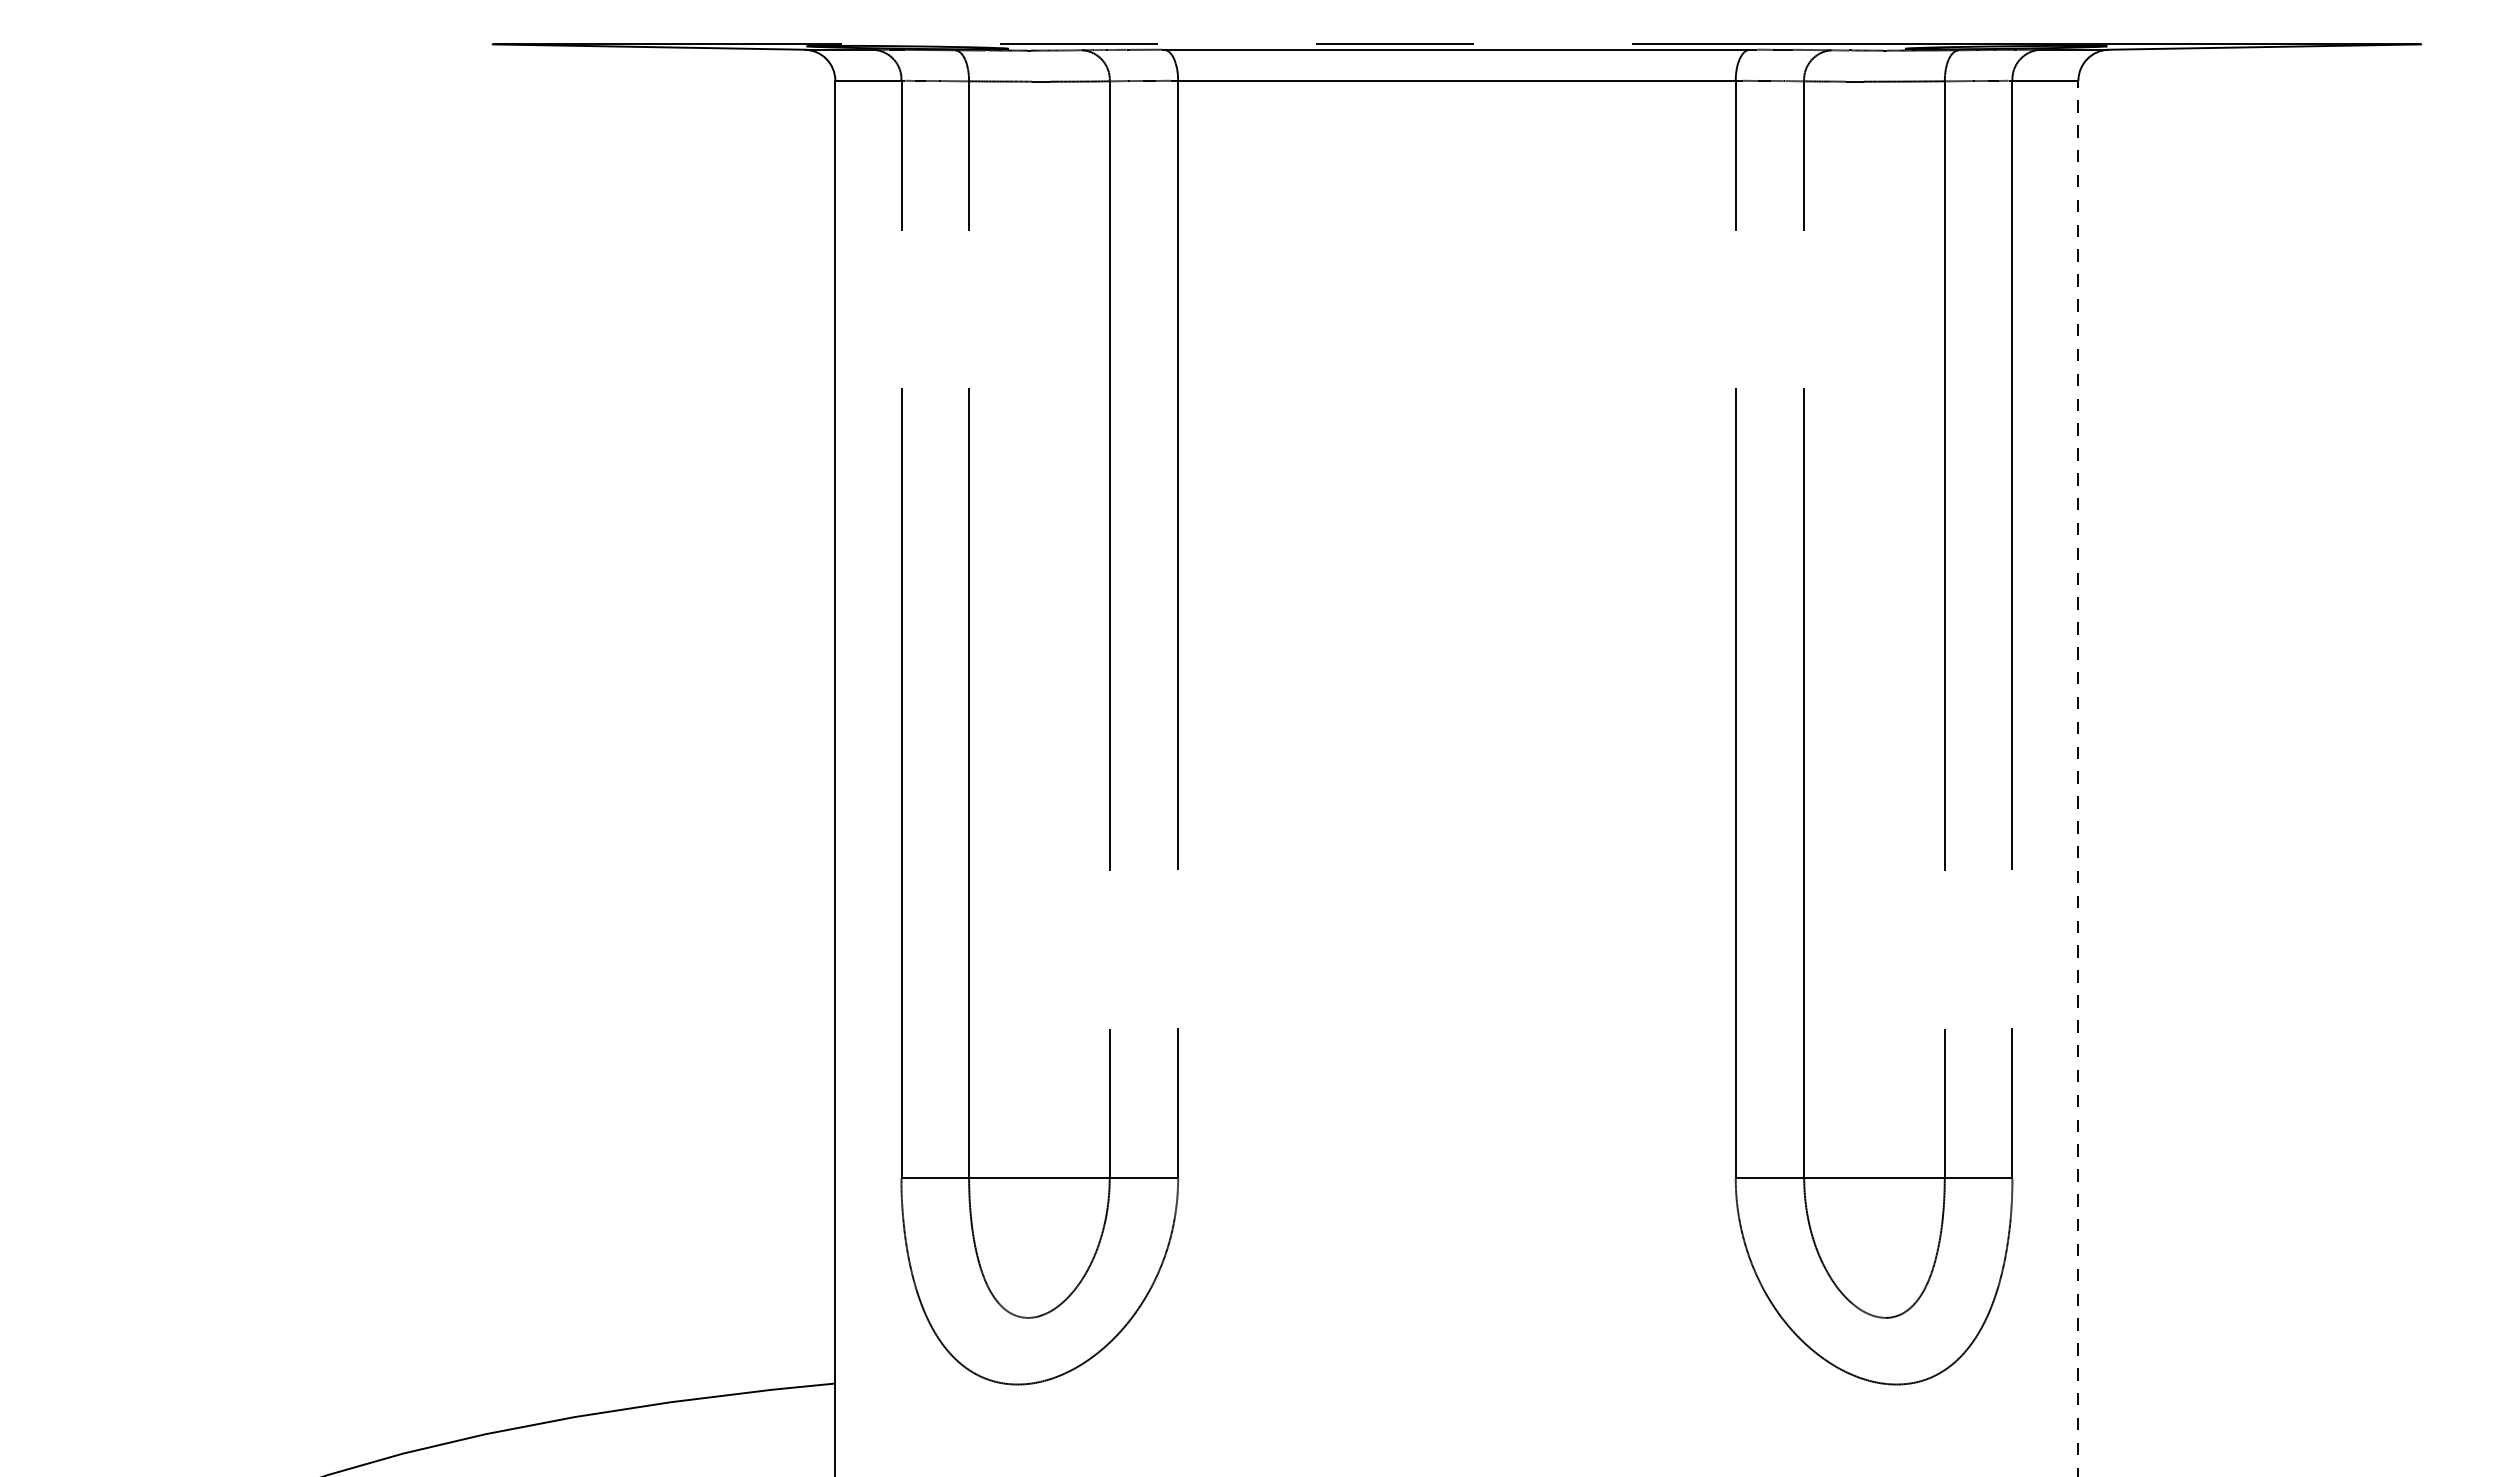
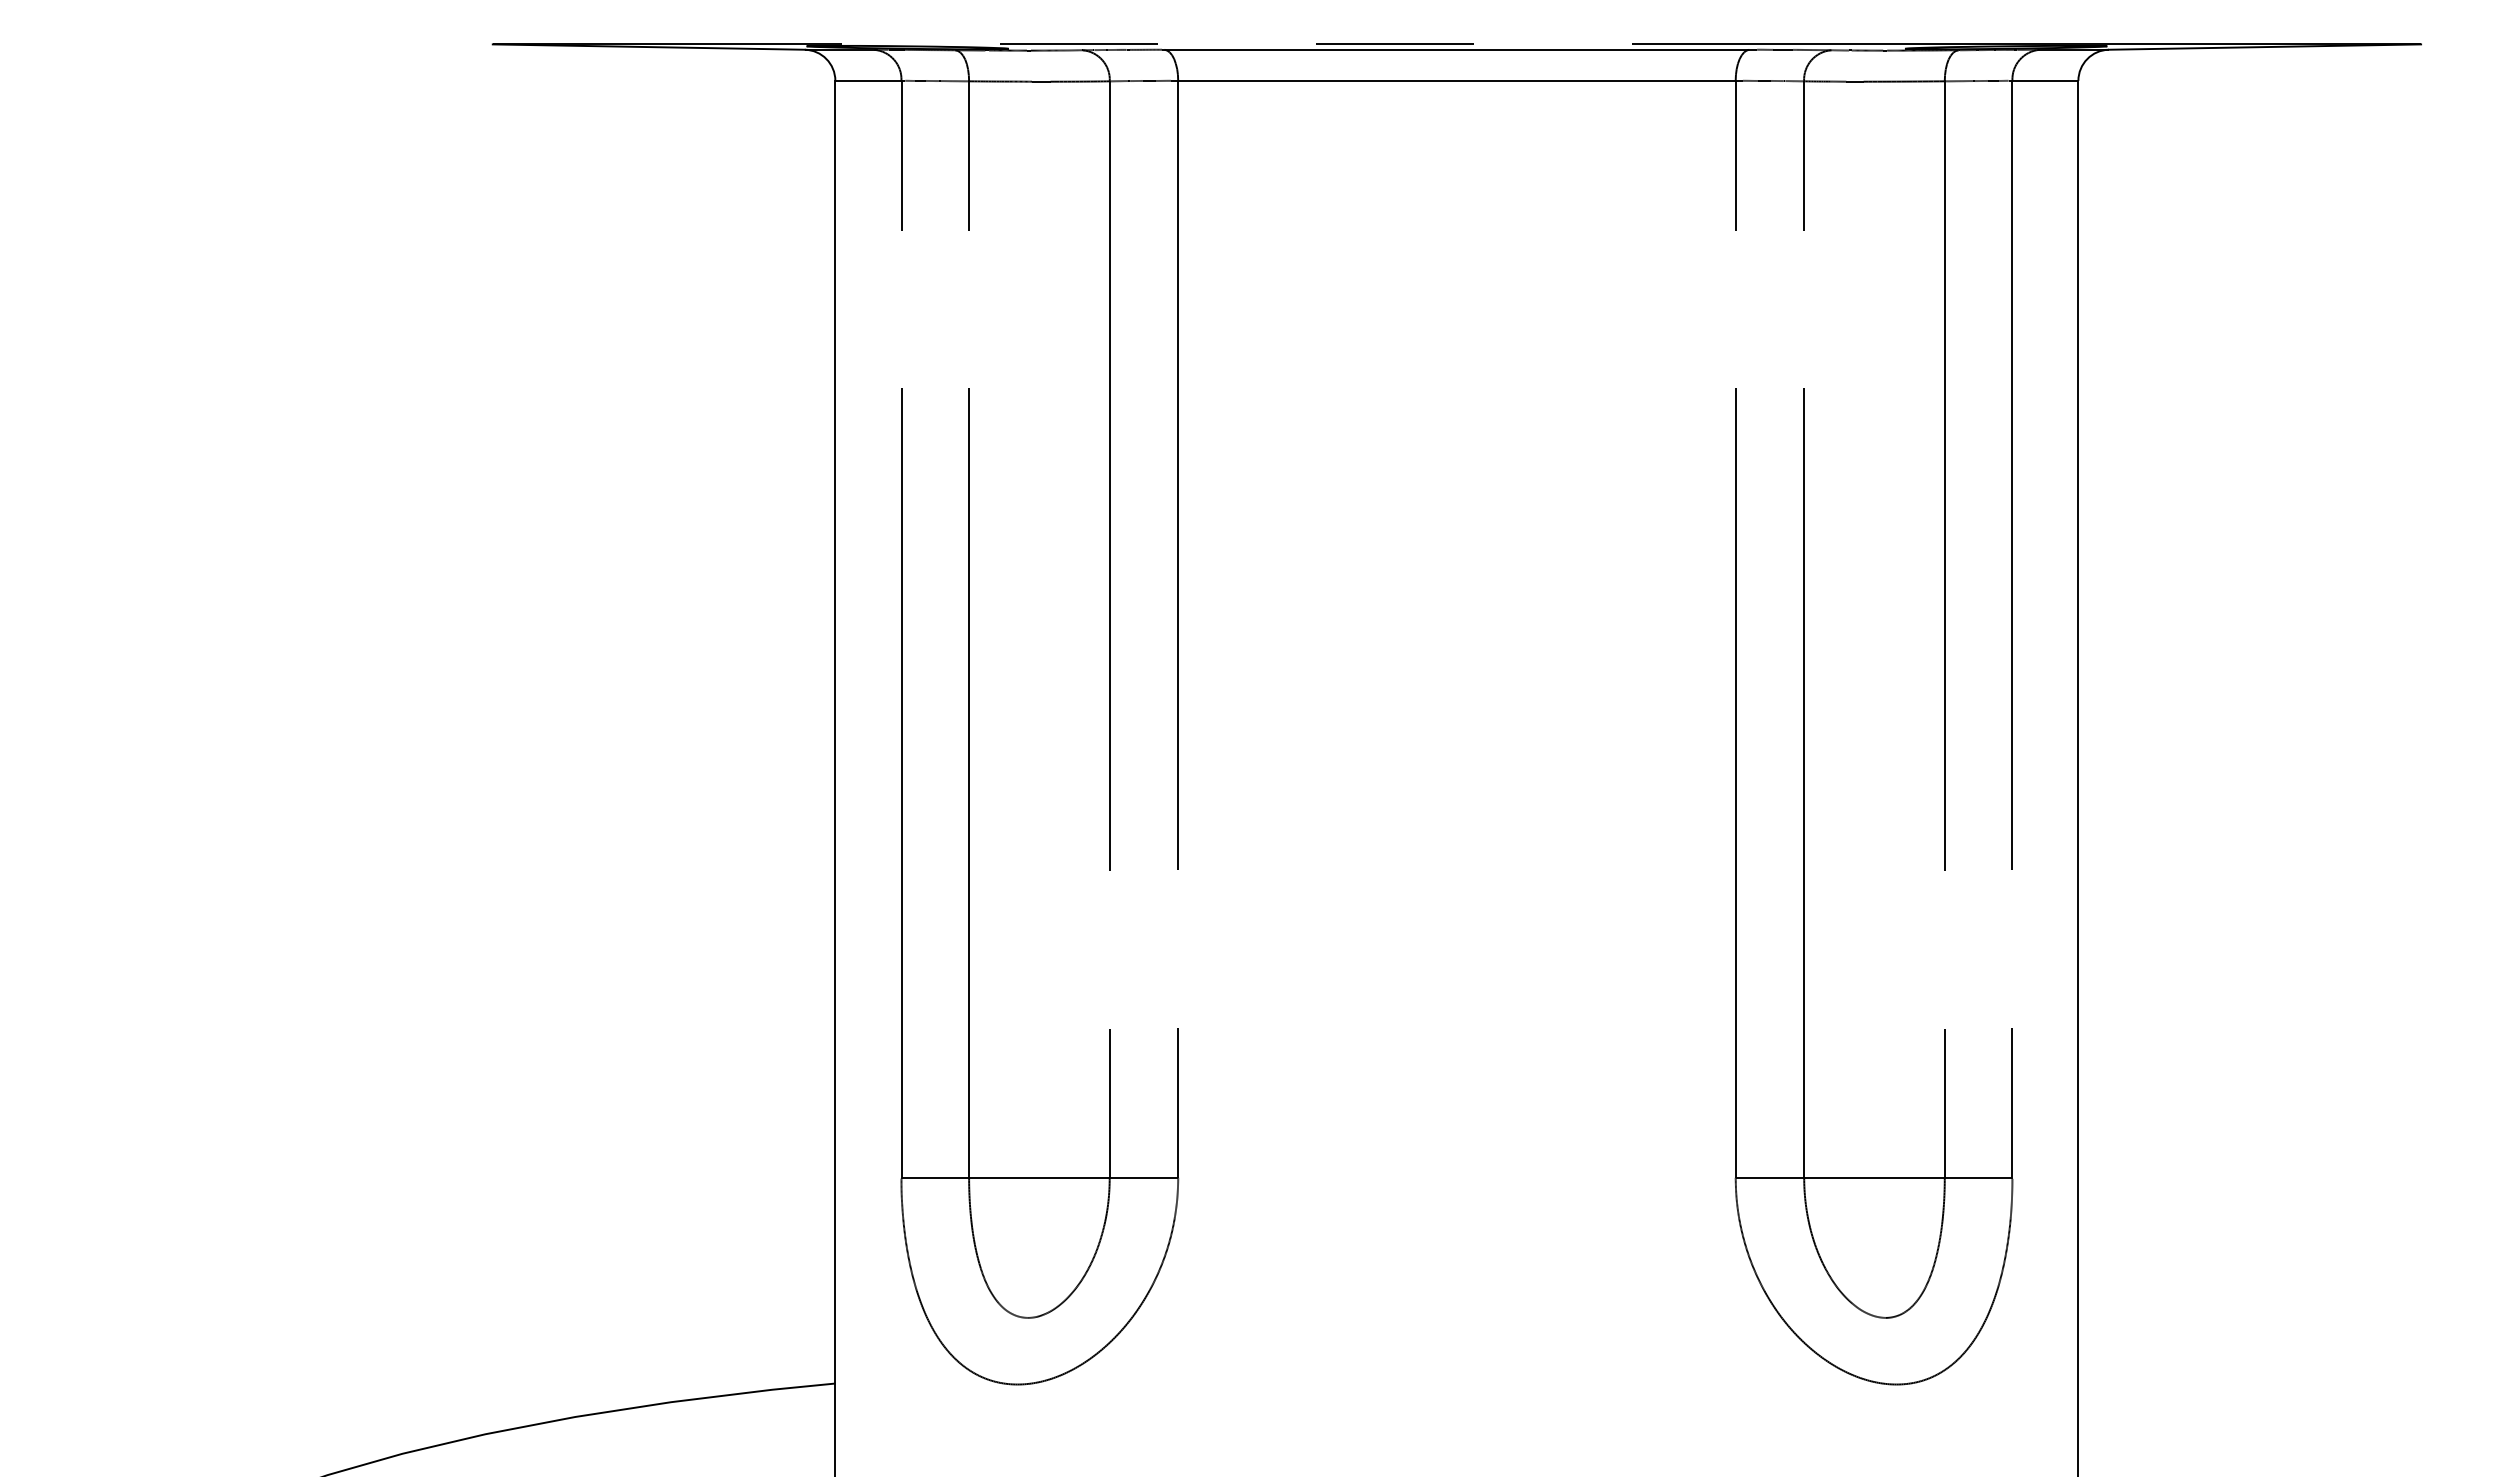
line: dashed -> solid (2078, 778)
